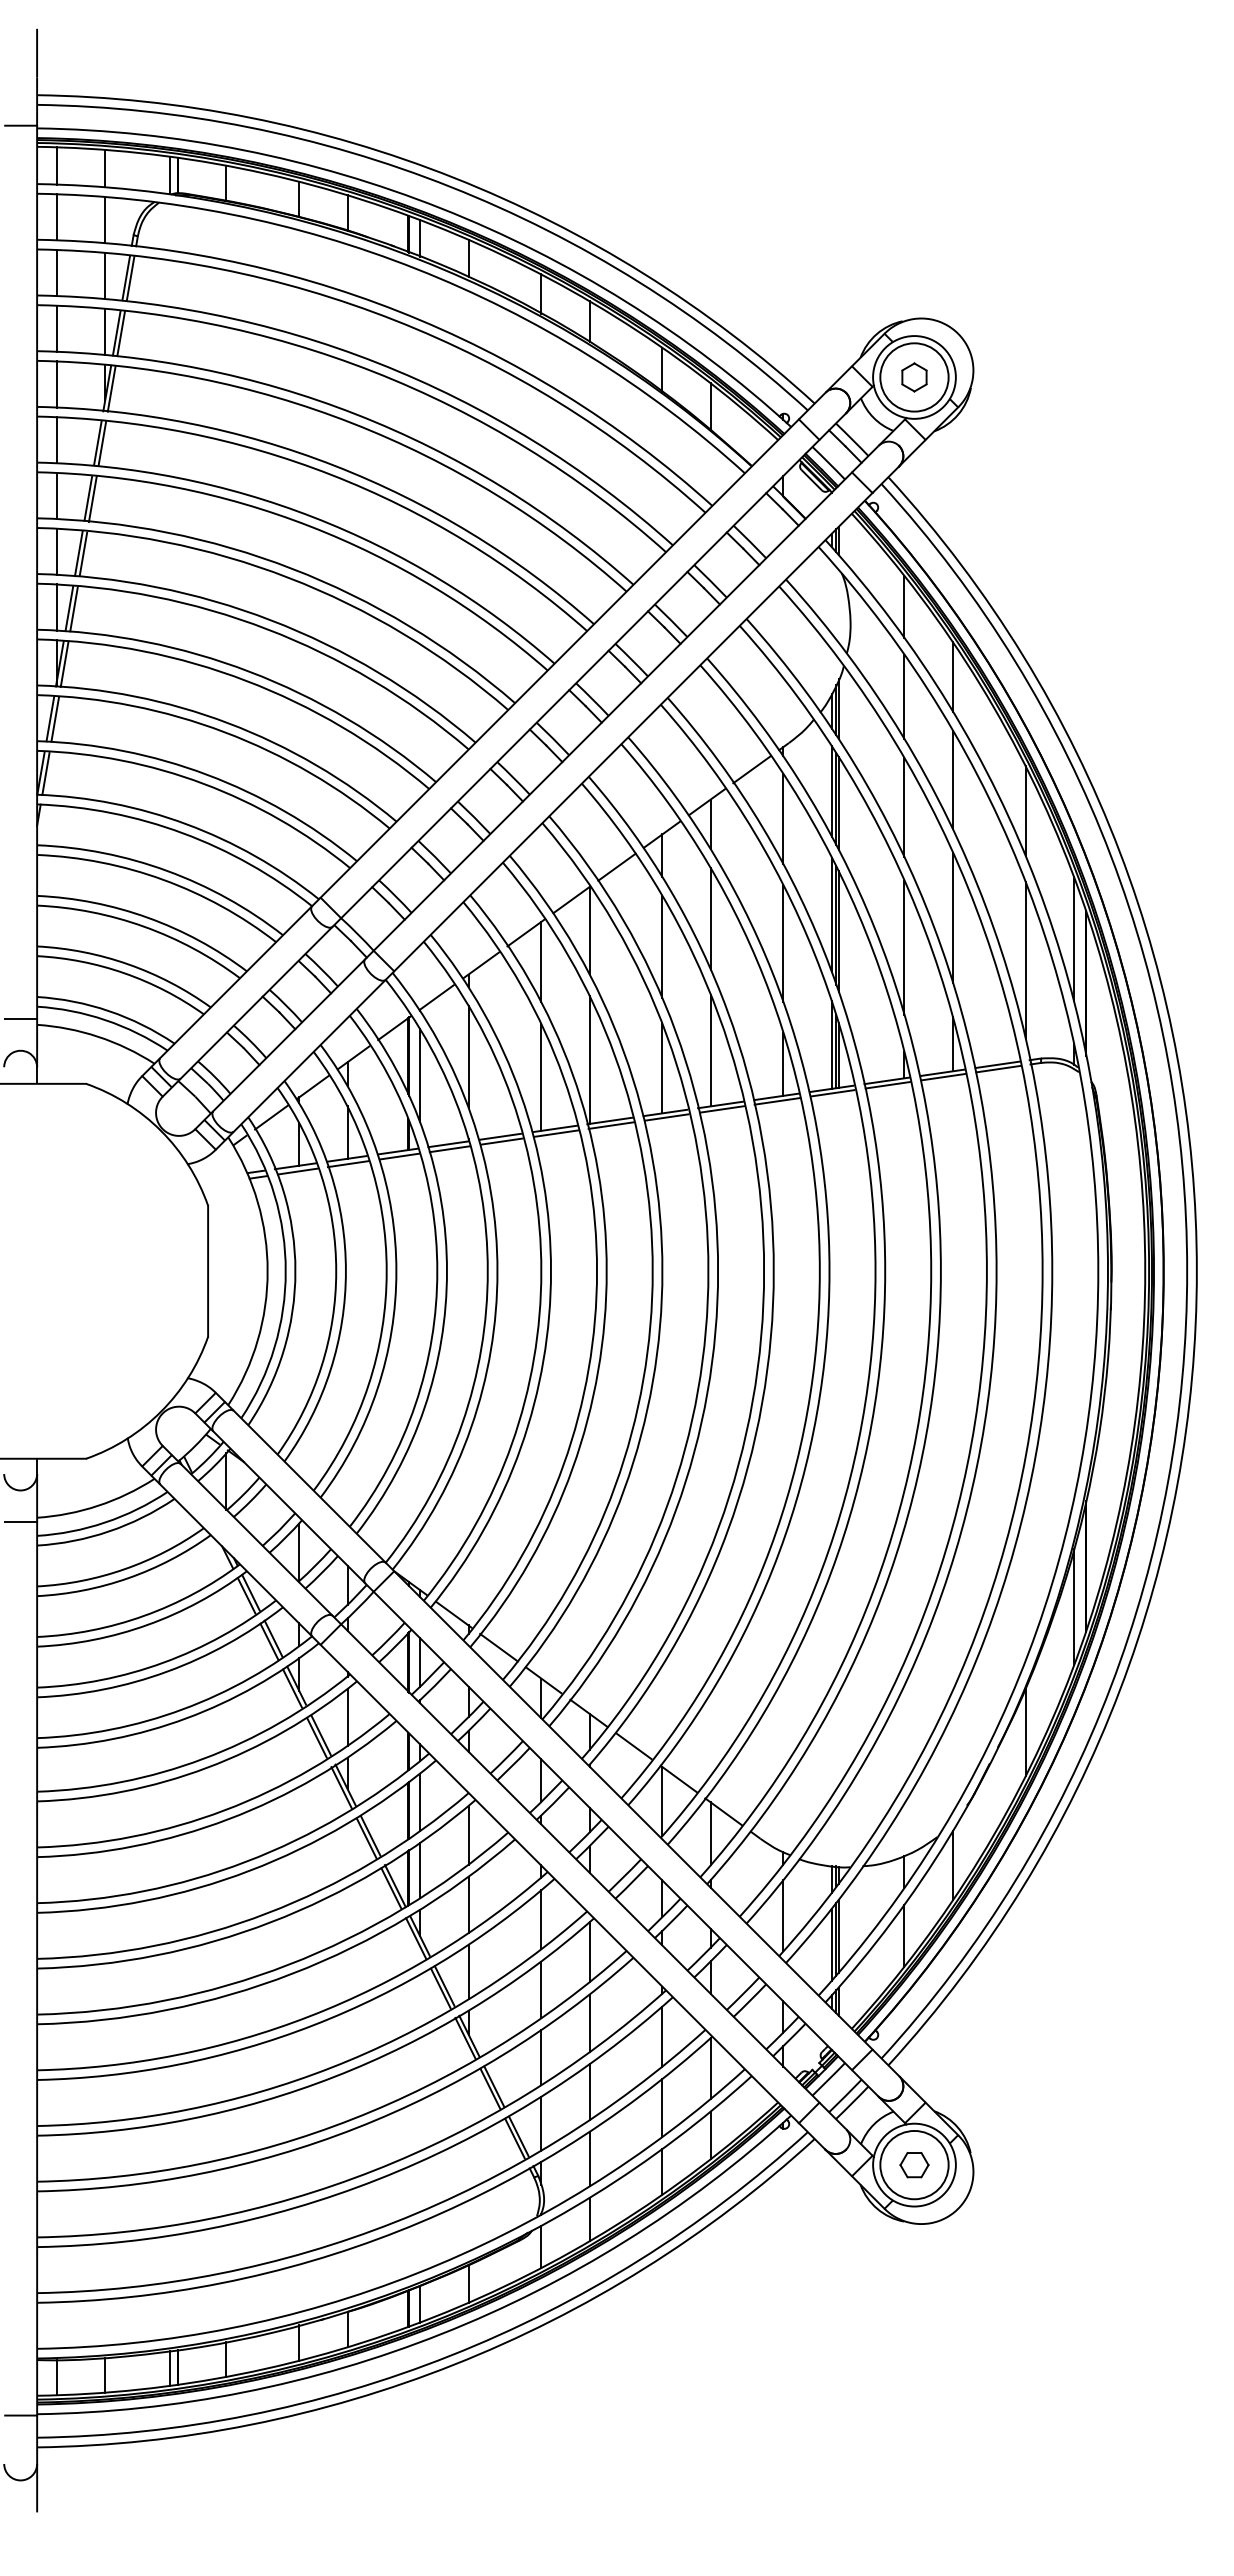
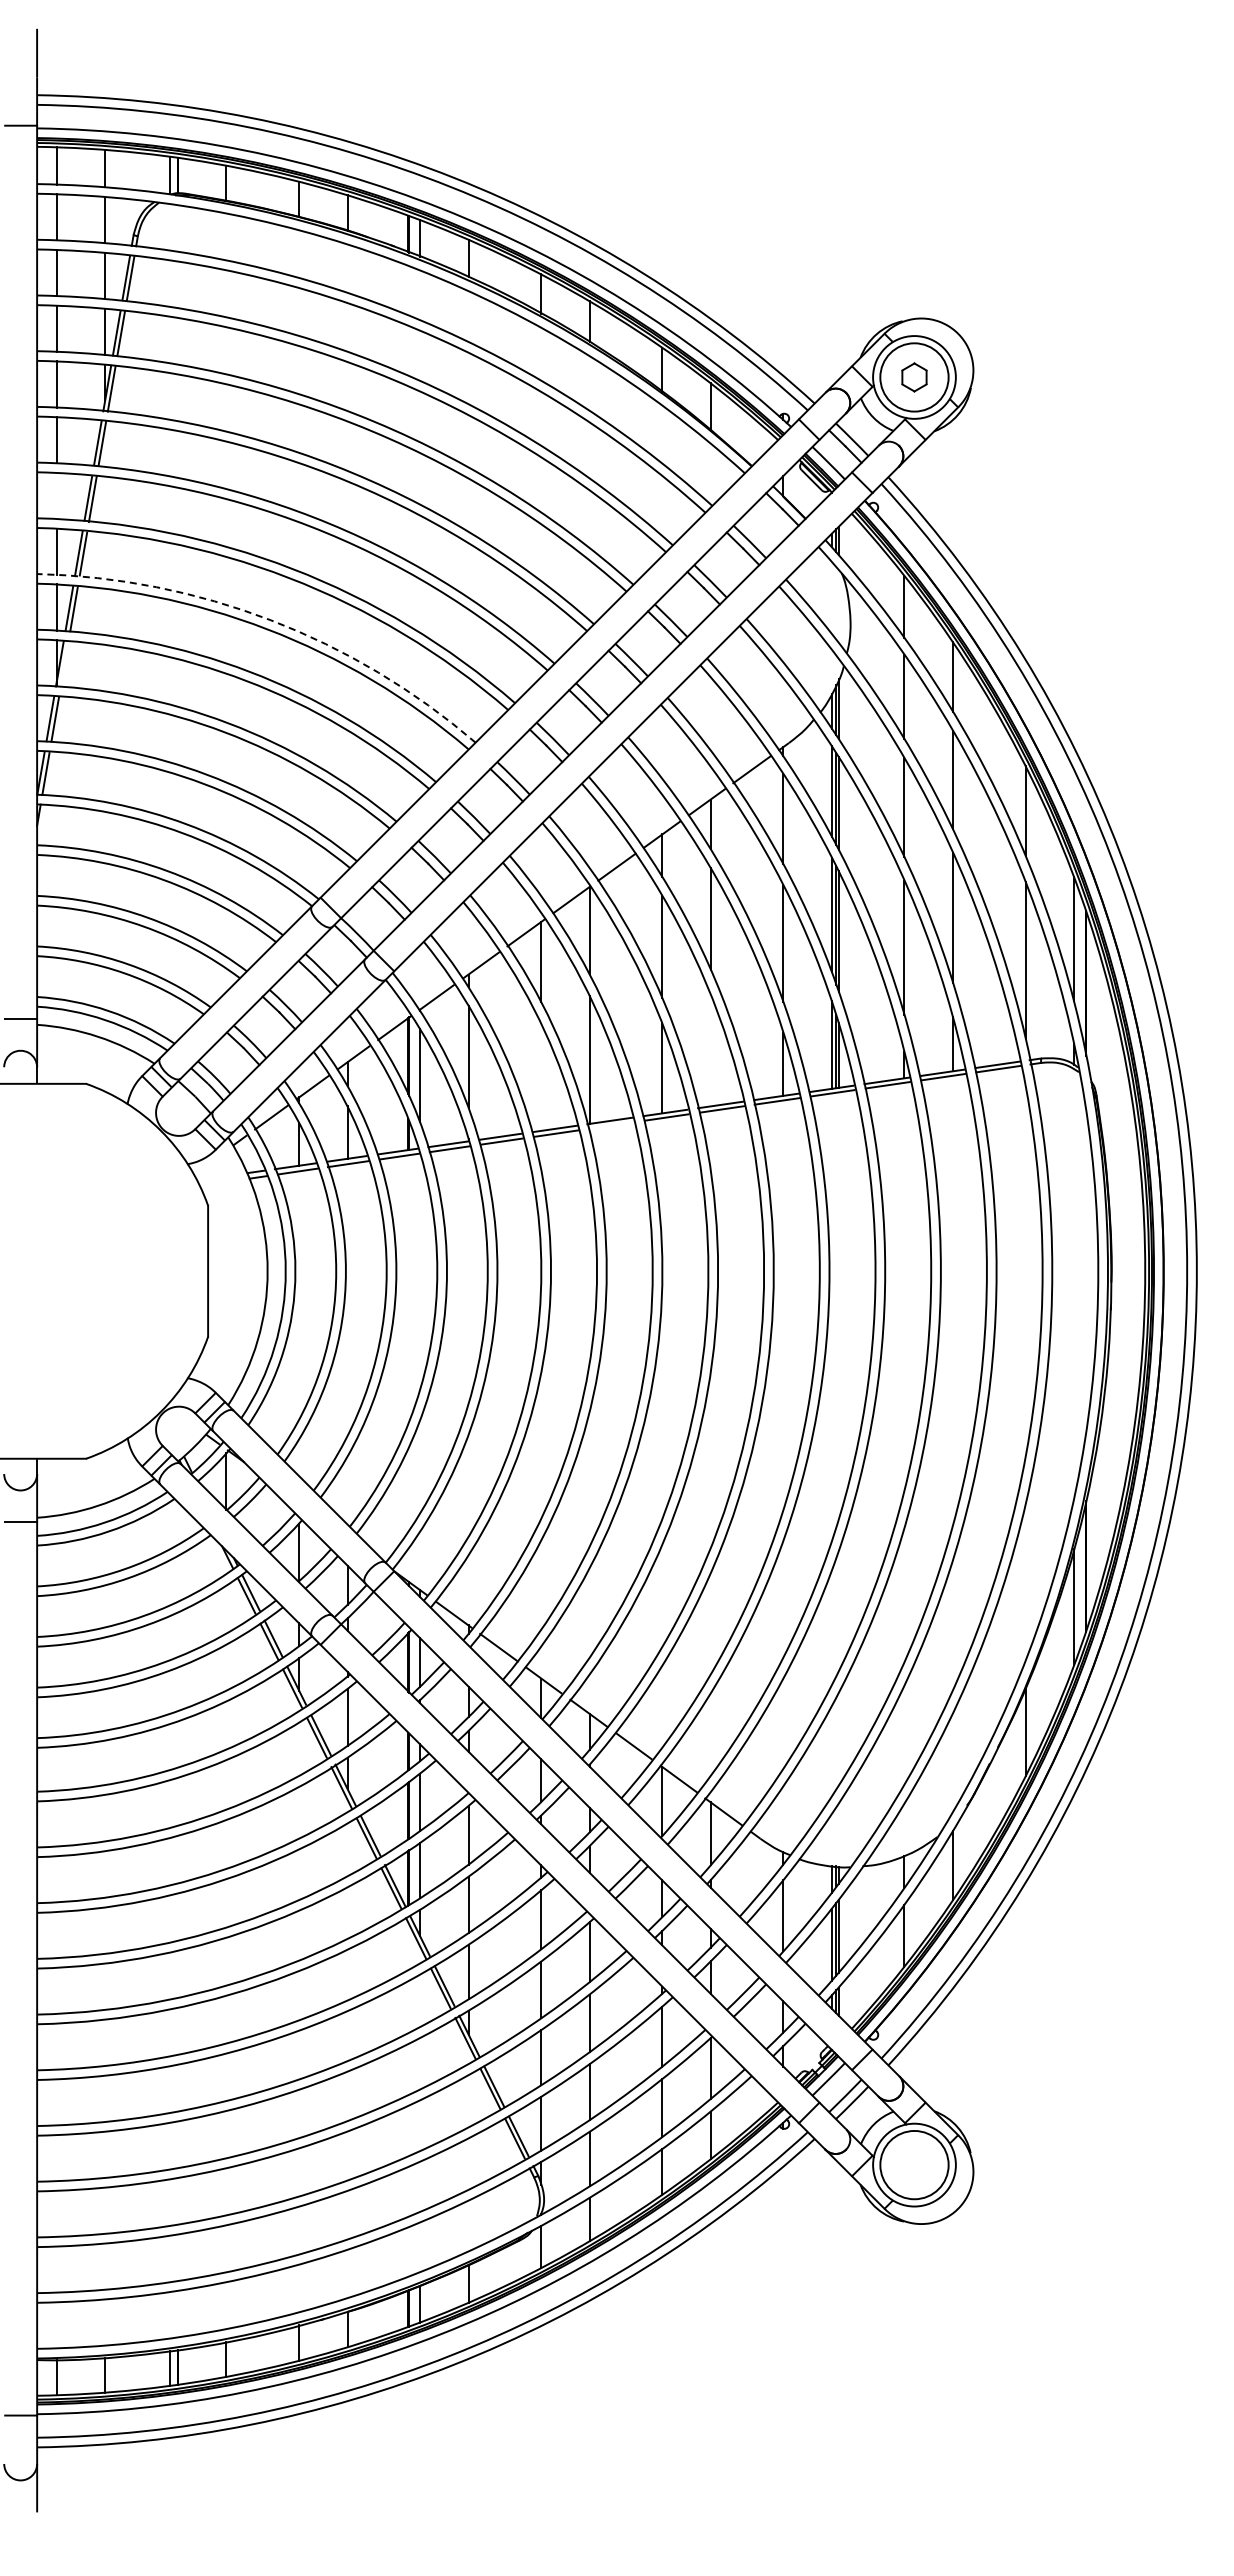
line: present -> none (56, 495)
arc: solid -> dashed (271, 620)
line: present -> none (64, 664)
line: present -> none (710, 1050)
line: present -> none (541, 1076)
line: present -> none (611, 1125)
part: present -> none (914, 2165)
